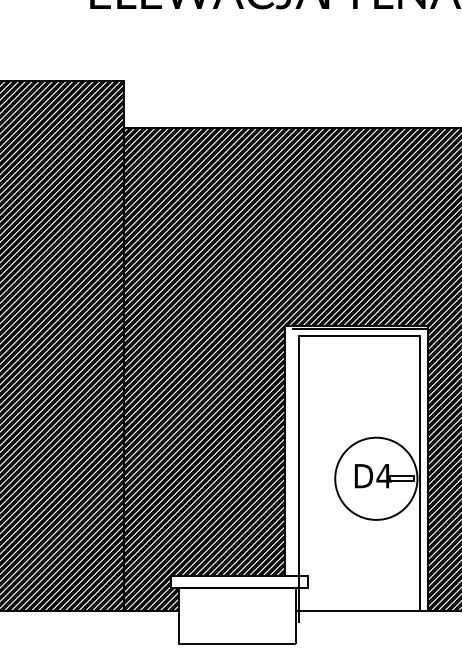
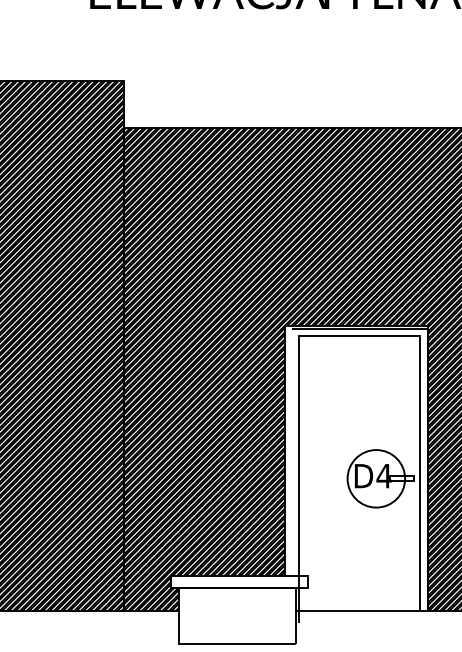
circle diameter: 82 px -> 58 px (376, 478)
